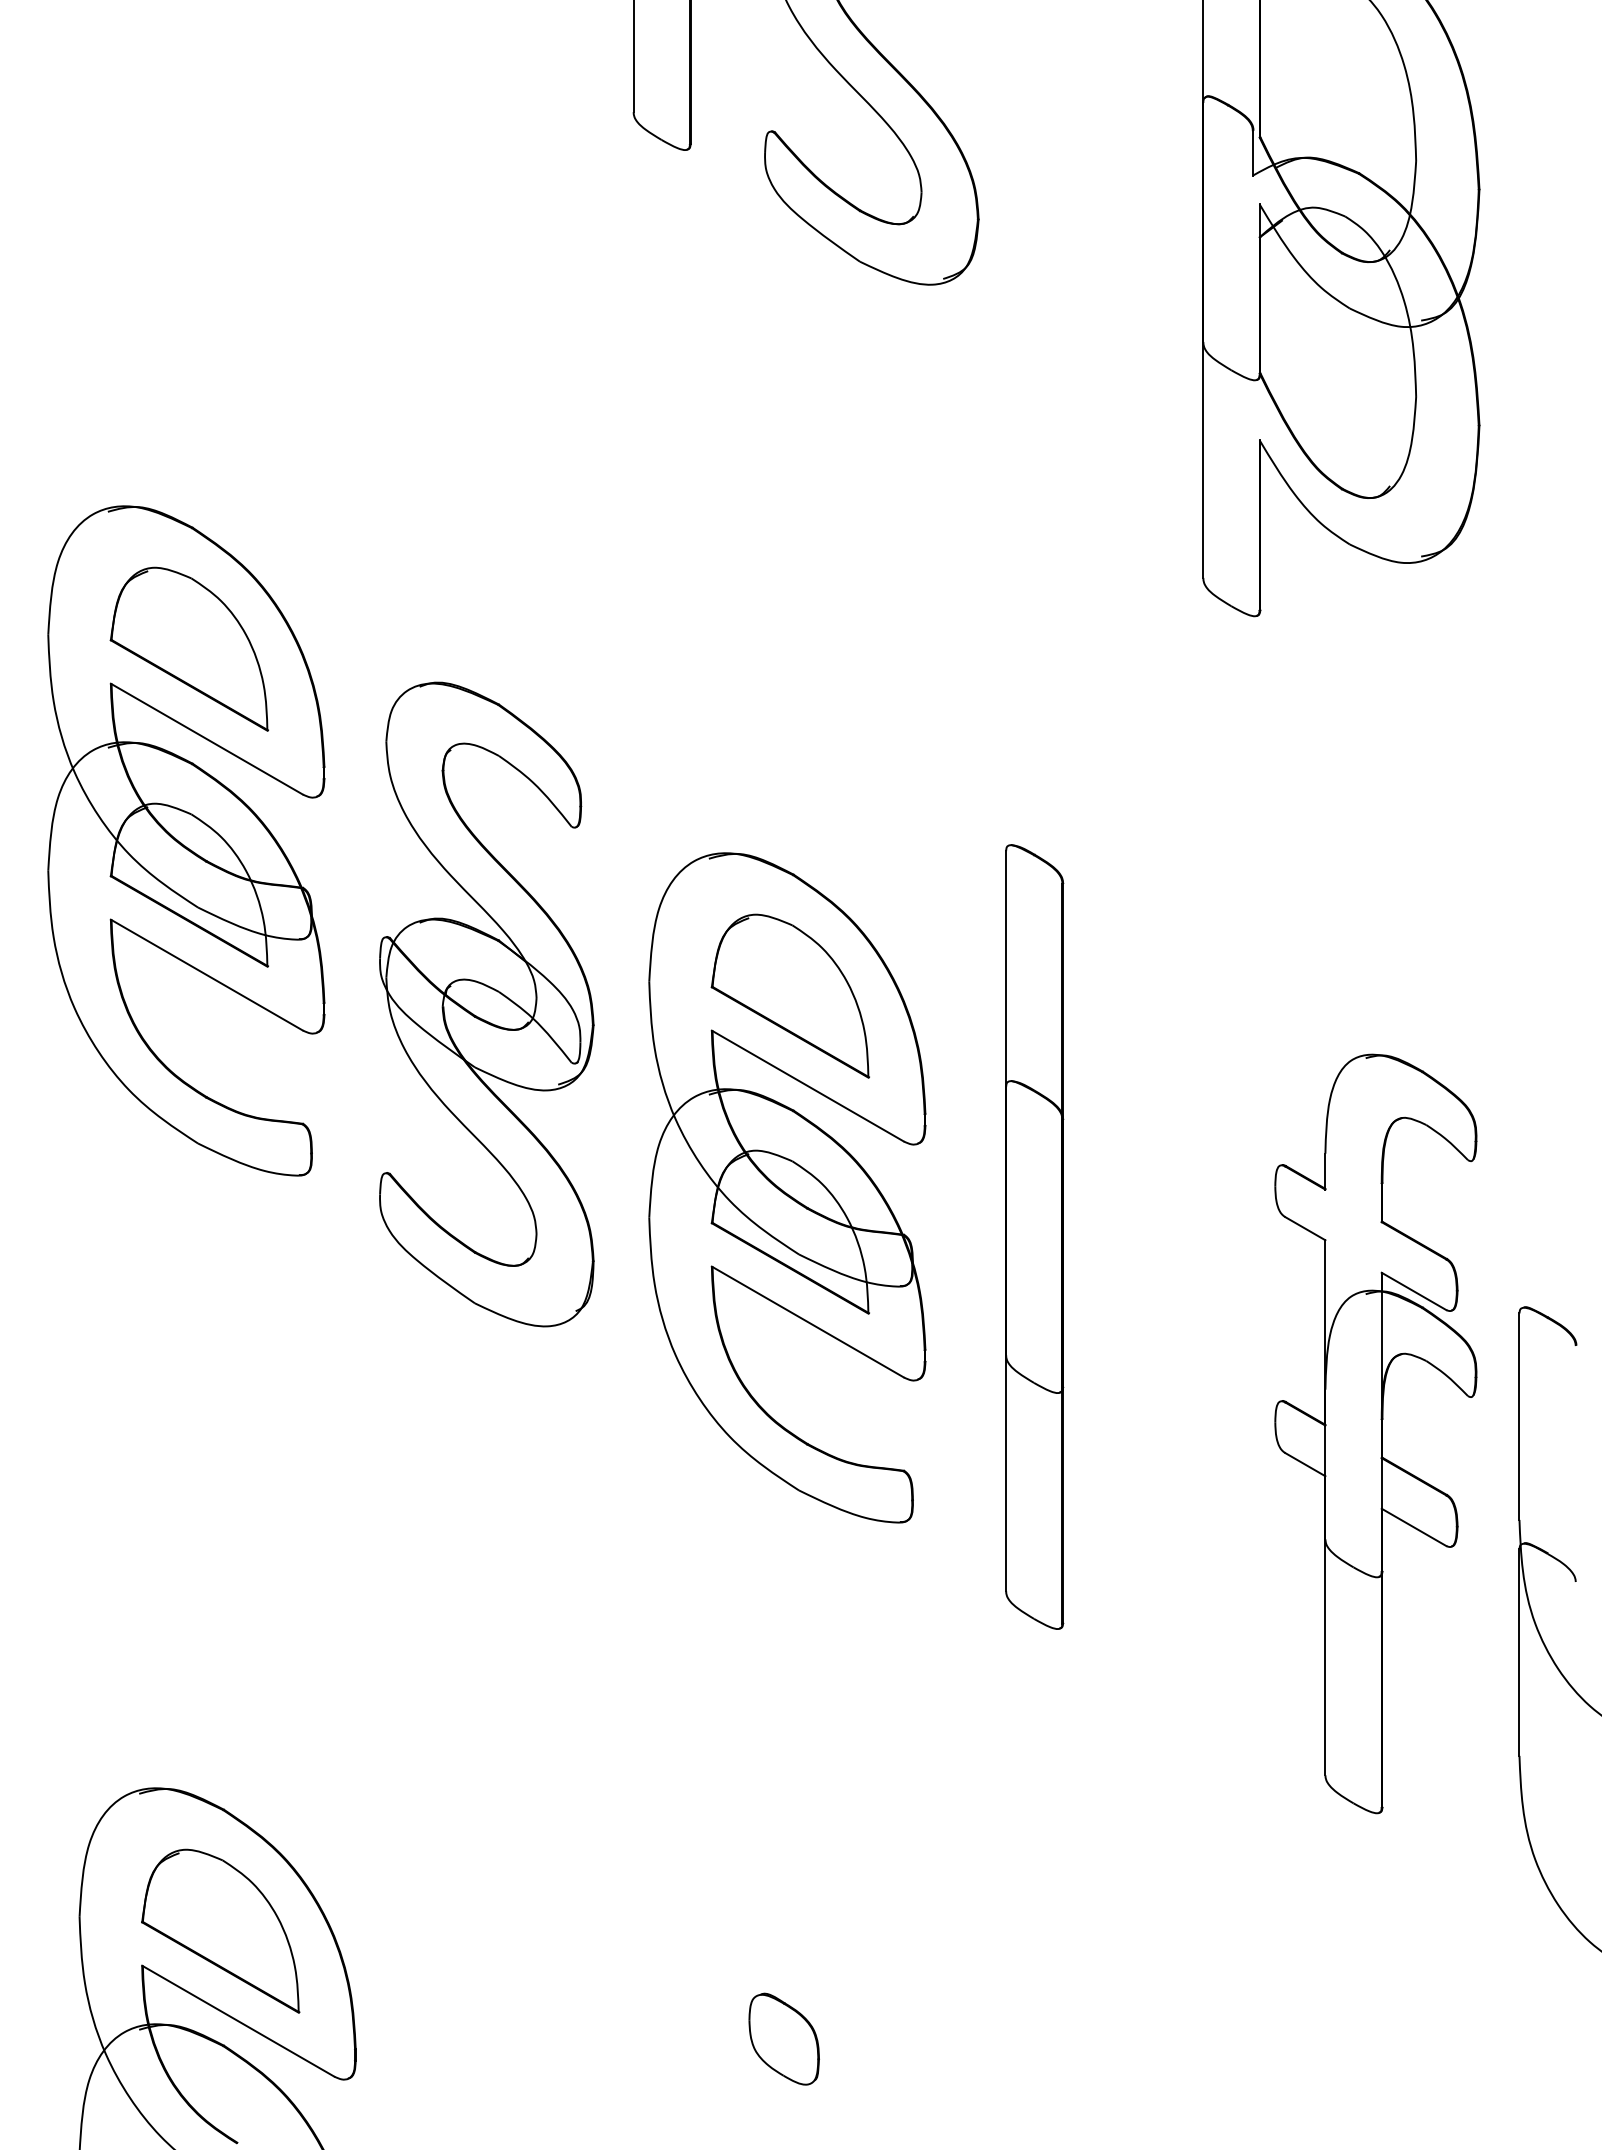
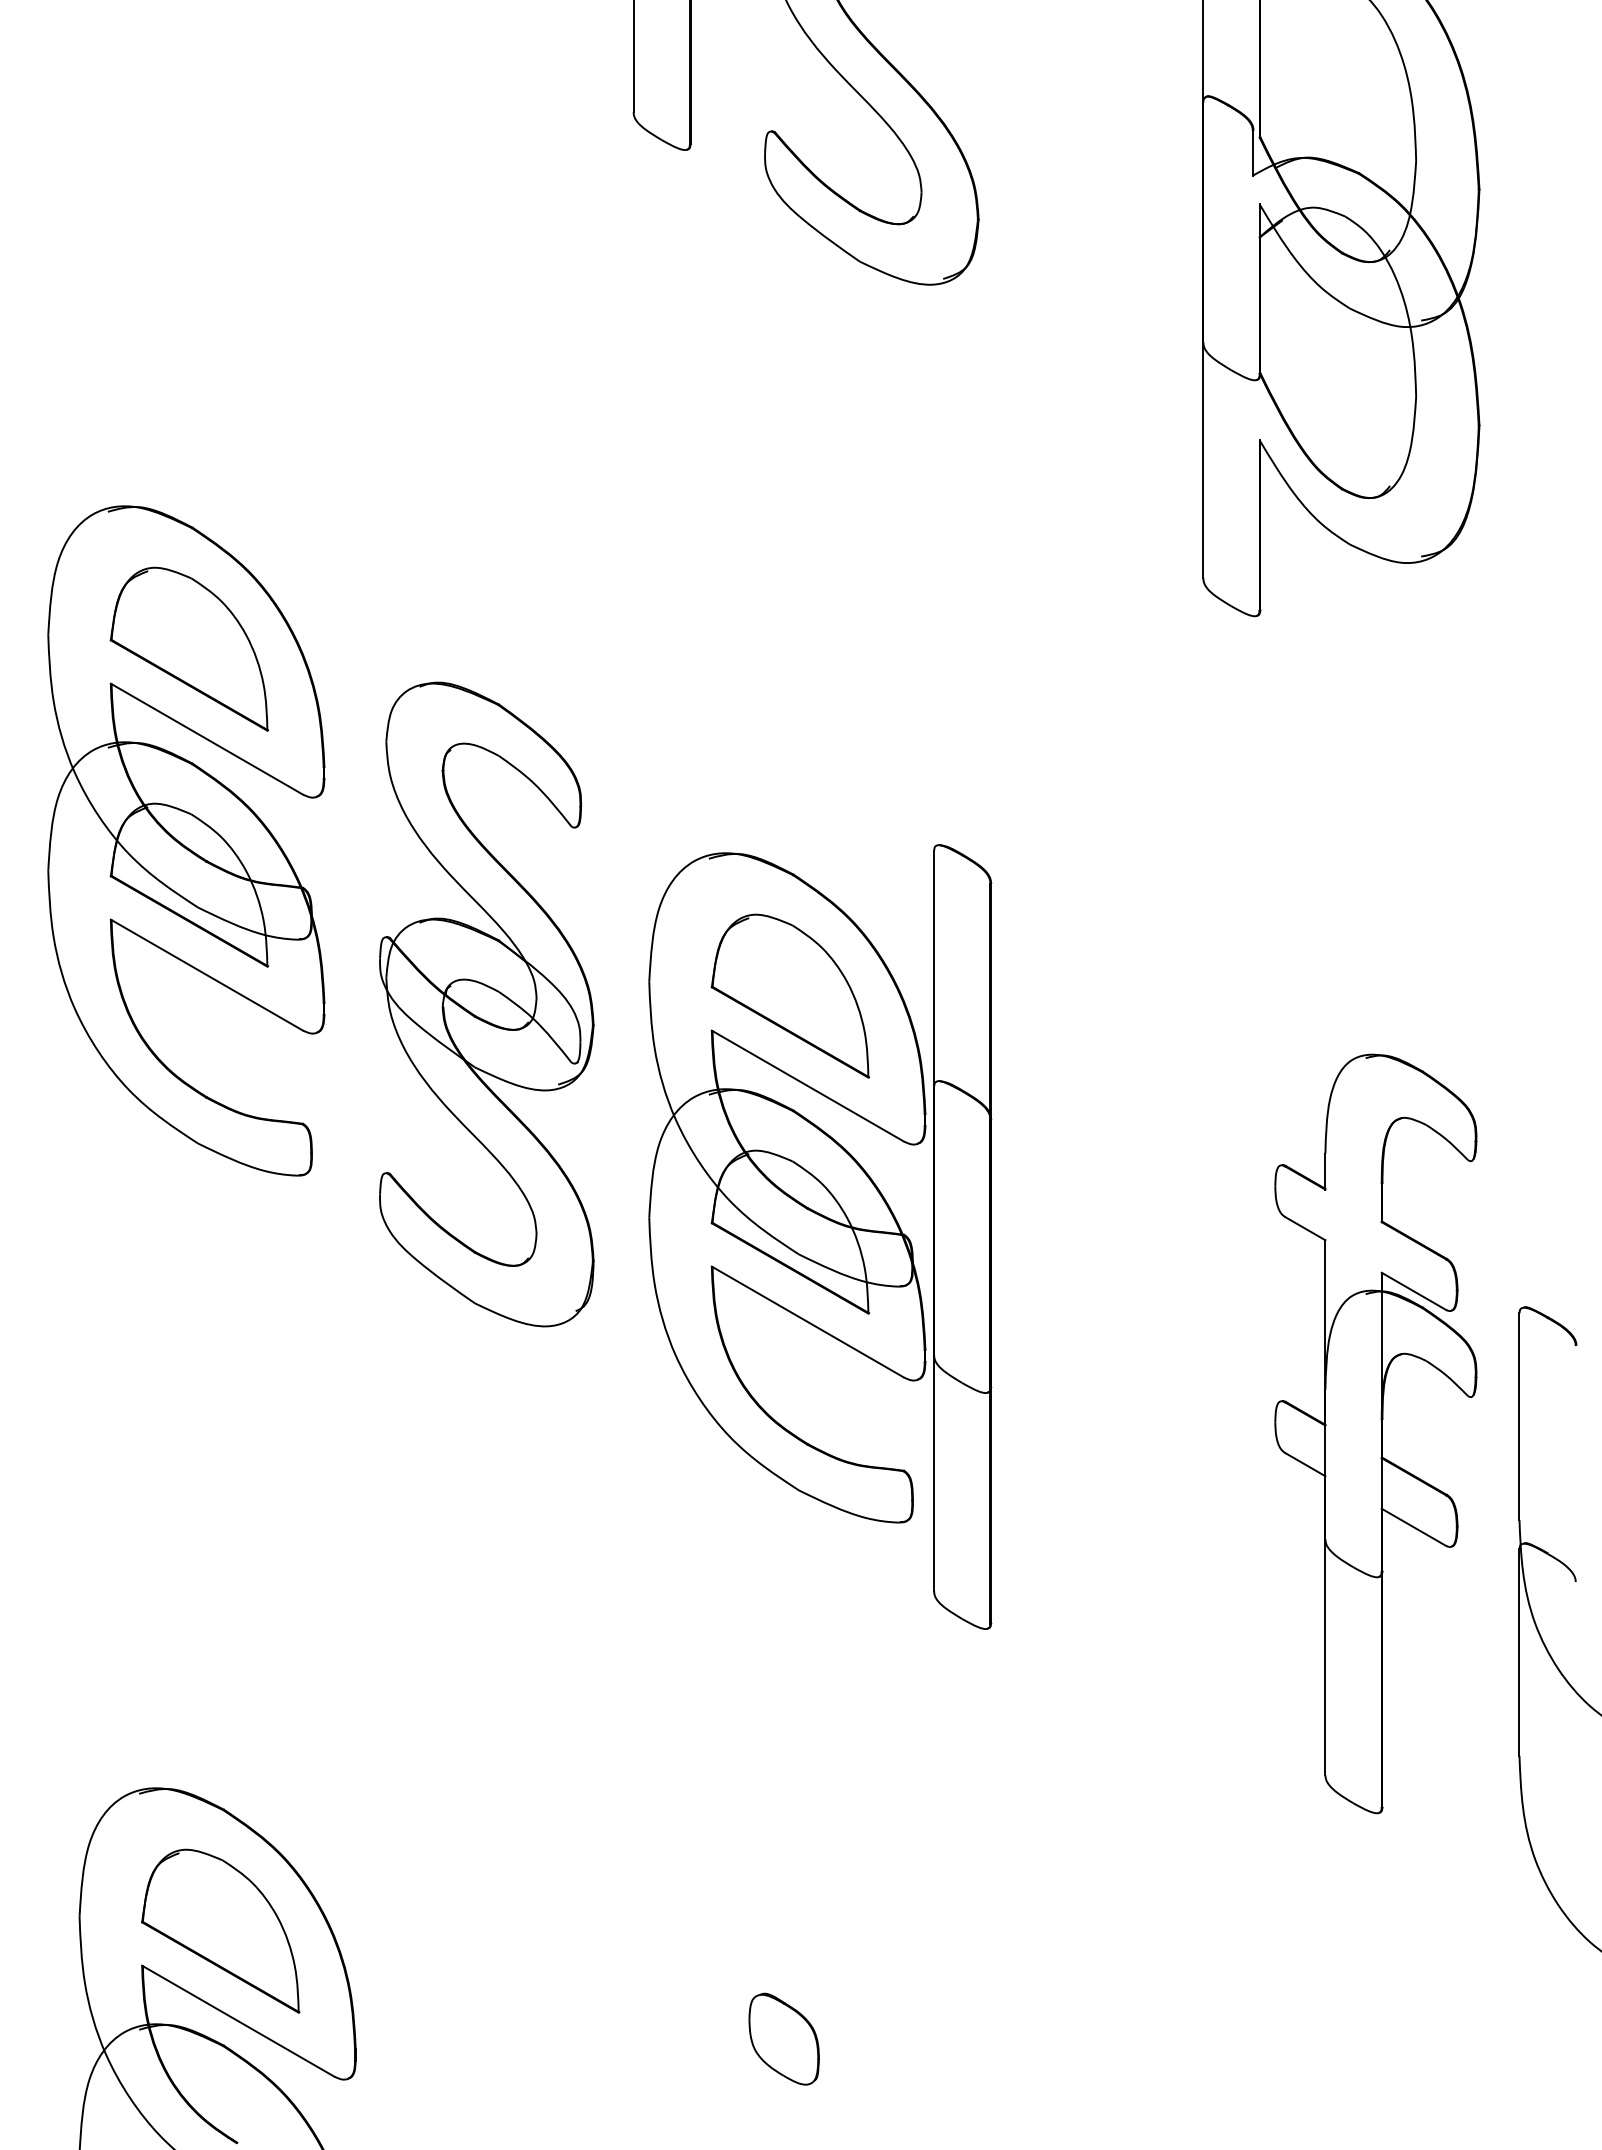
part position: (1034, 1236) -> (962, 1236) (962, 1236)
